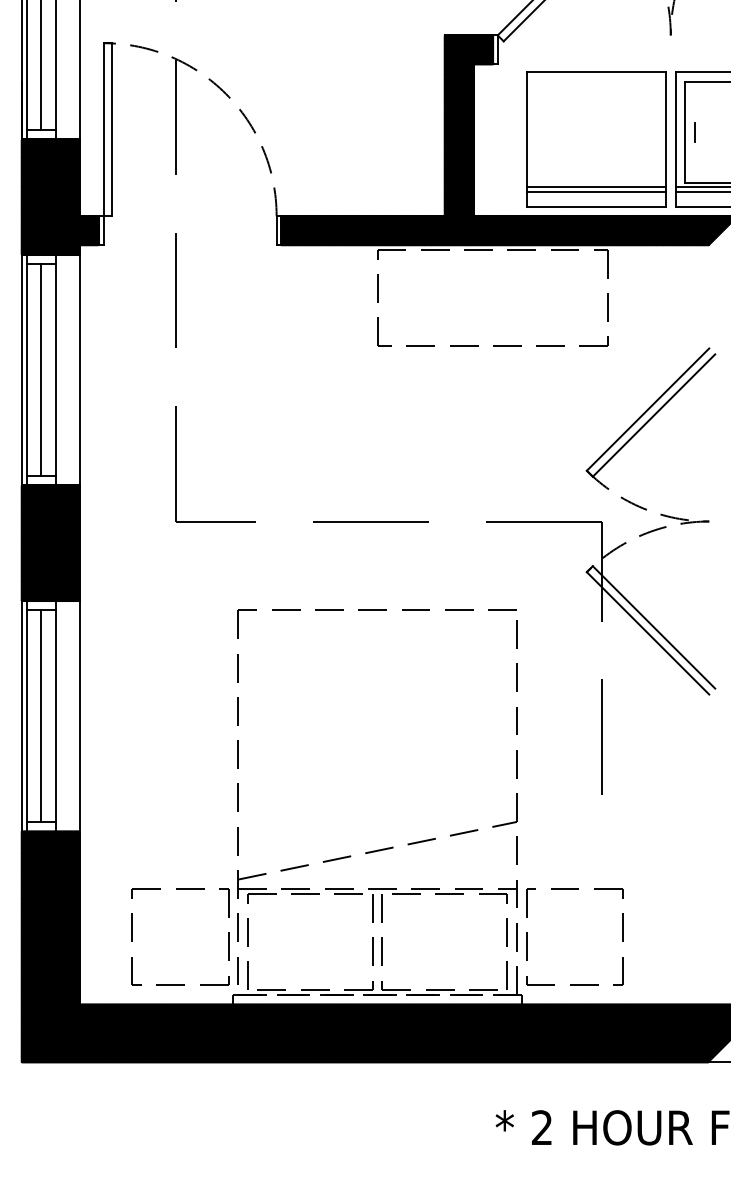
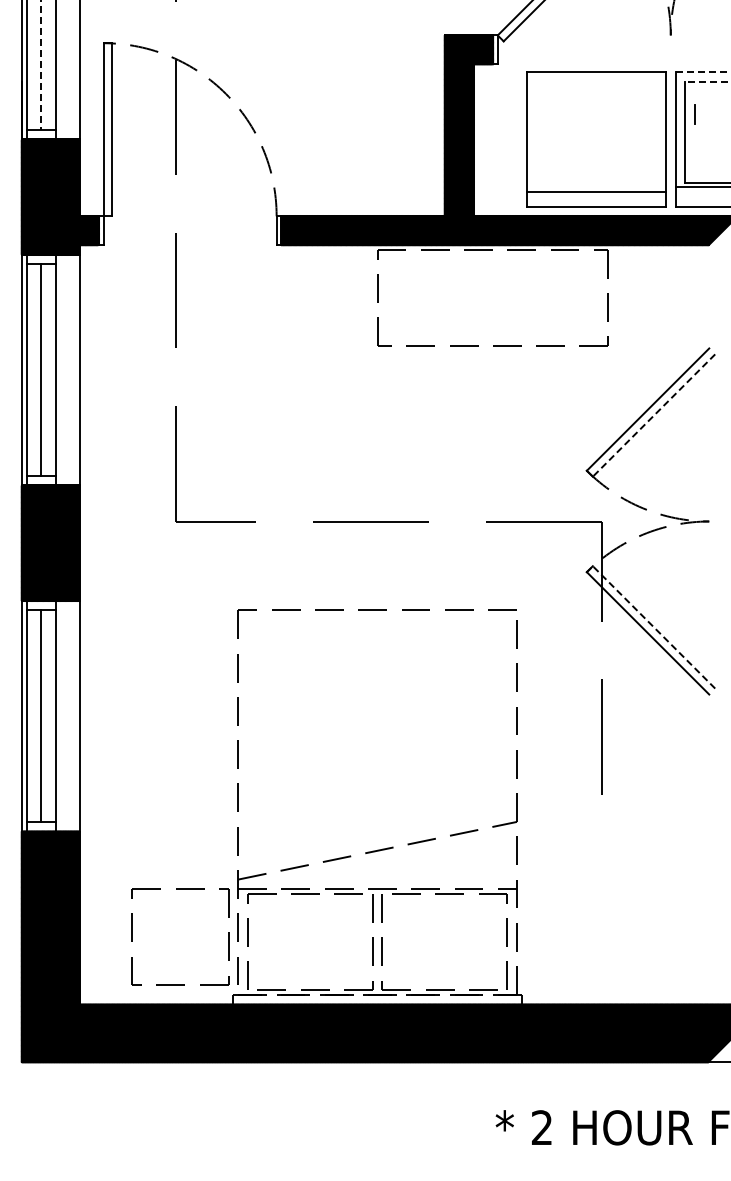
line: solid -> dashed (41, 64)
line: solid -> dashed (702, 72)
line: solid -> dashed (708, 81)
line position: (694, 132) -> (694, 114) (694, 114)
line: present -> none (595, 187)
line: present -> none (701, 192)
line: solid -> dashed (654, 415)
line: solid -> dashed (654, 627)
part: present -> none (574, 889)
